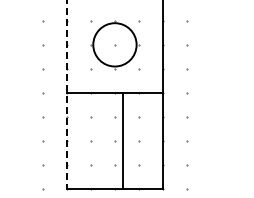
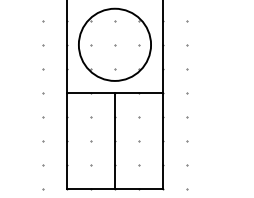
circle diameter: 43 px -> 72 px (114, 44)
line: dashed -> solid (66, 95)
line position: (122, 141) -> (114, 141) (114, 141)
